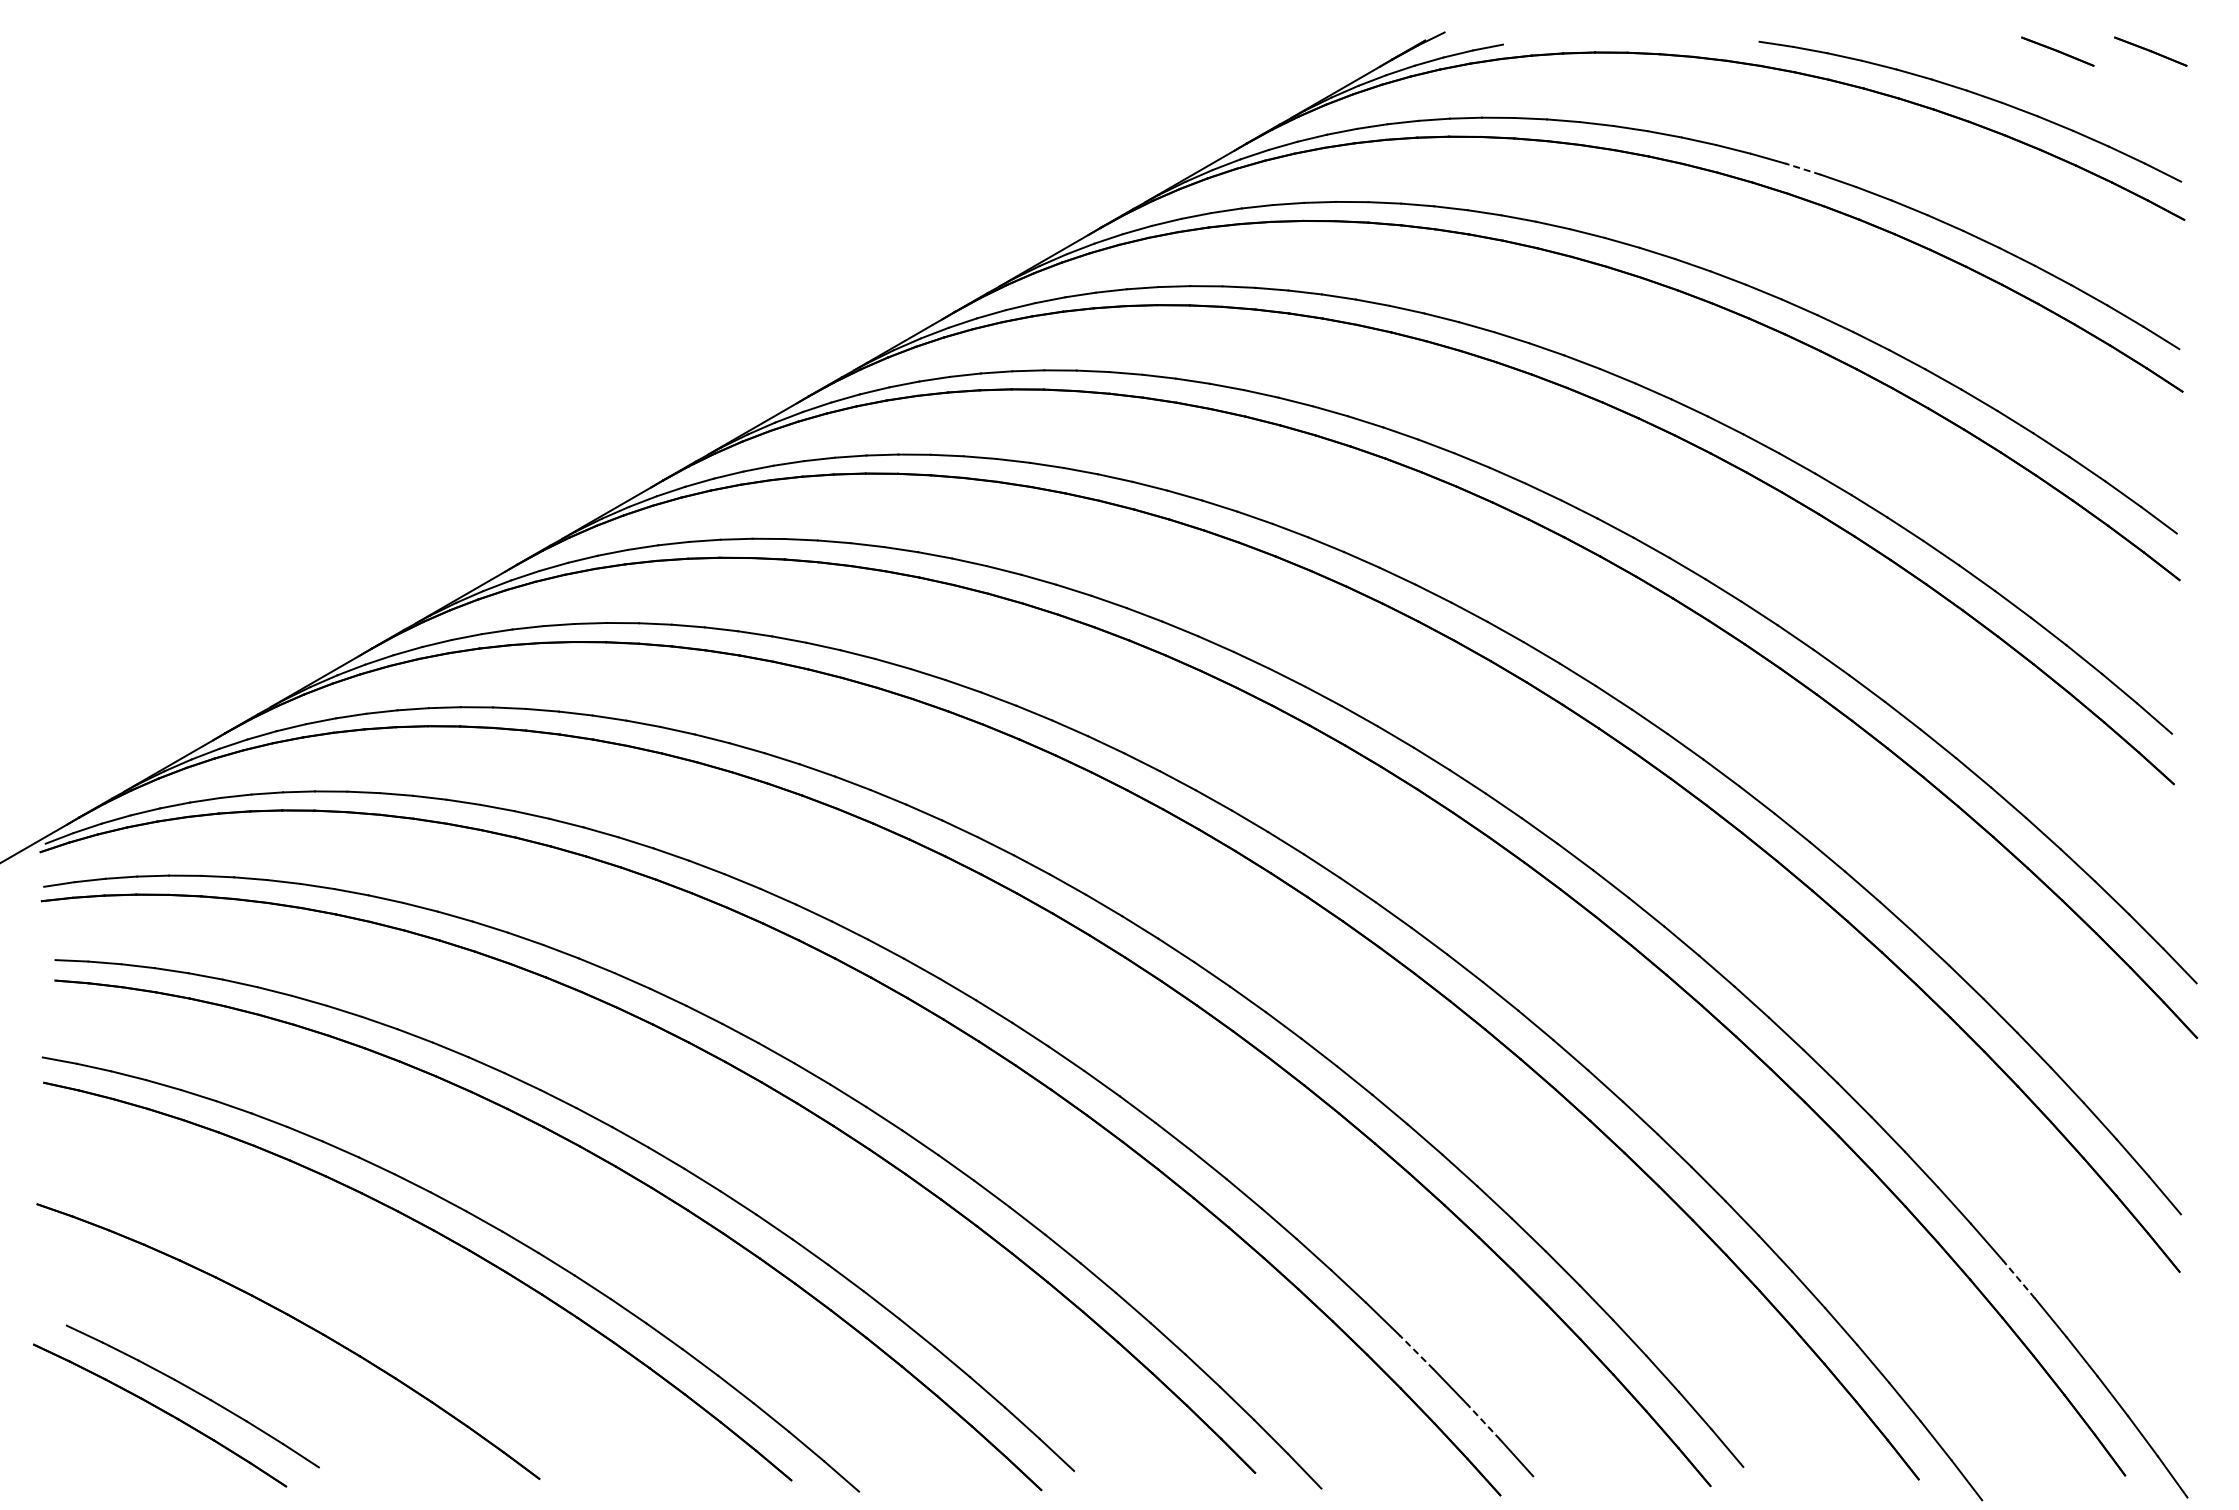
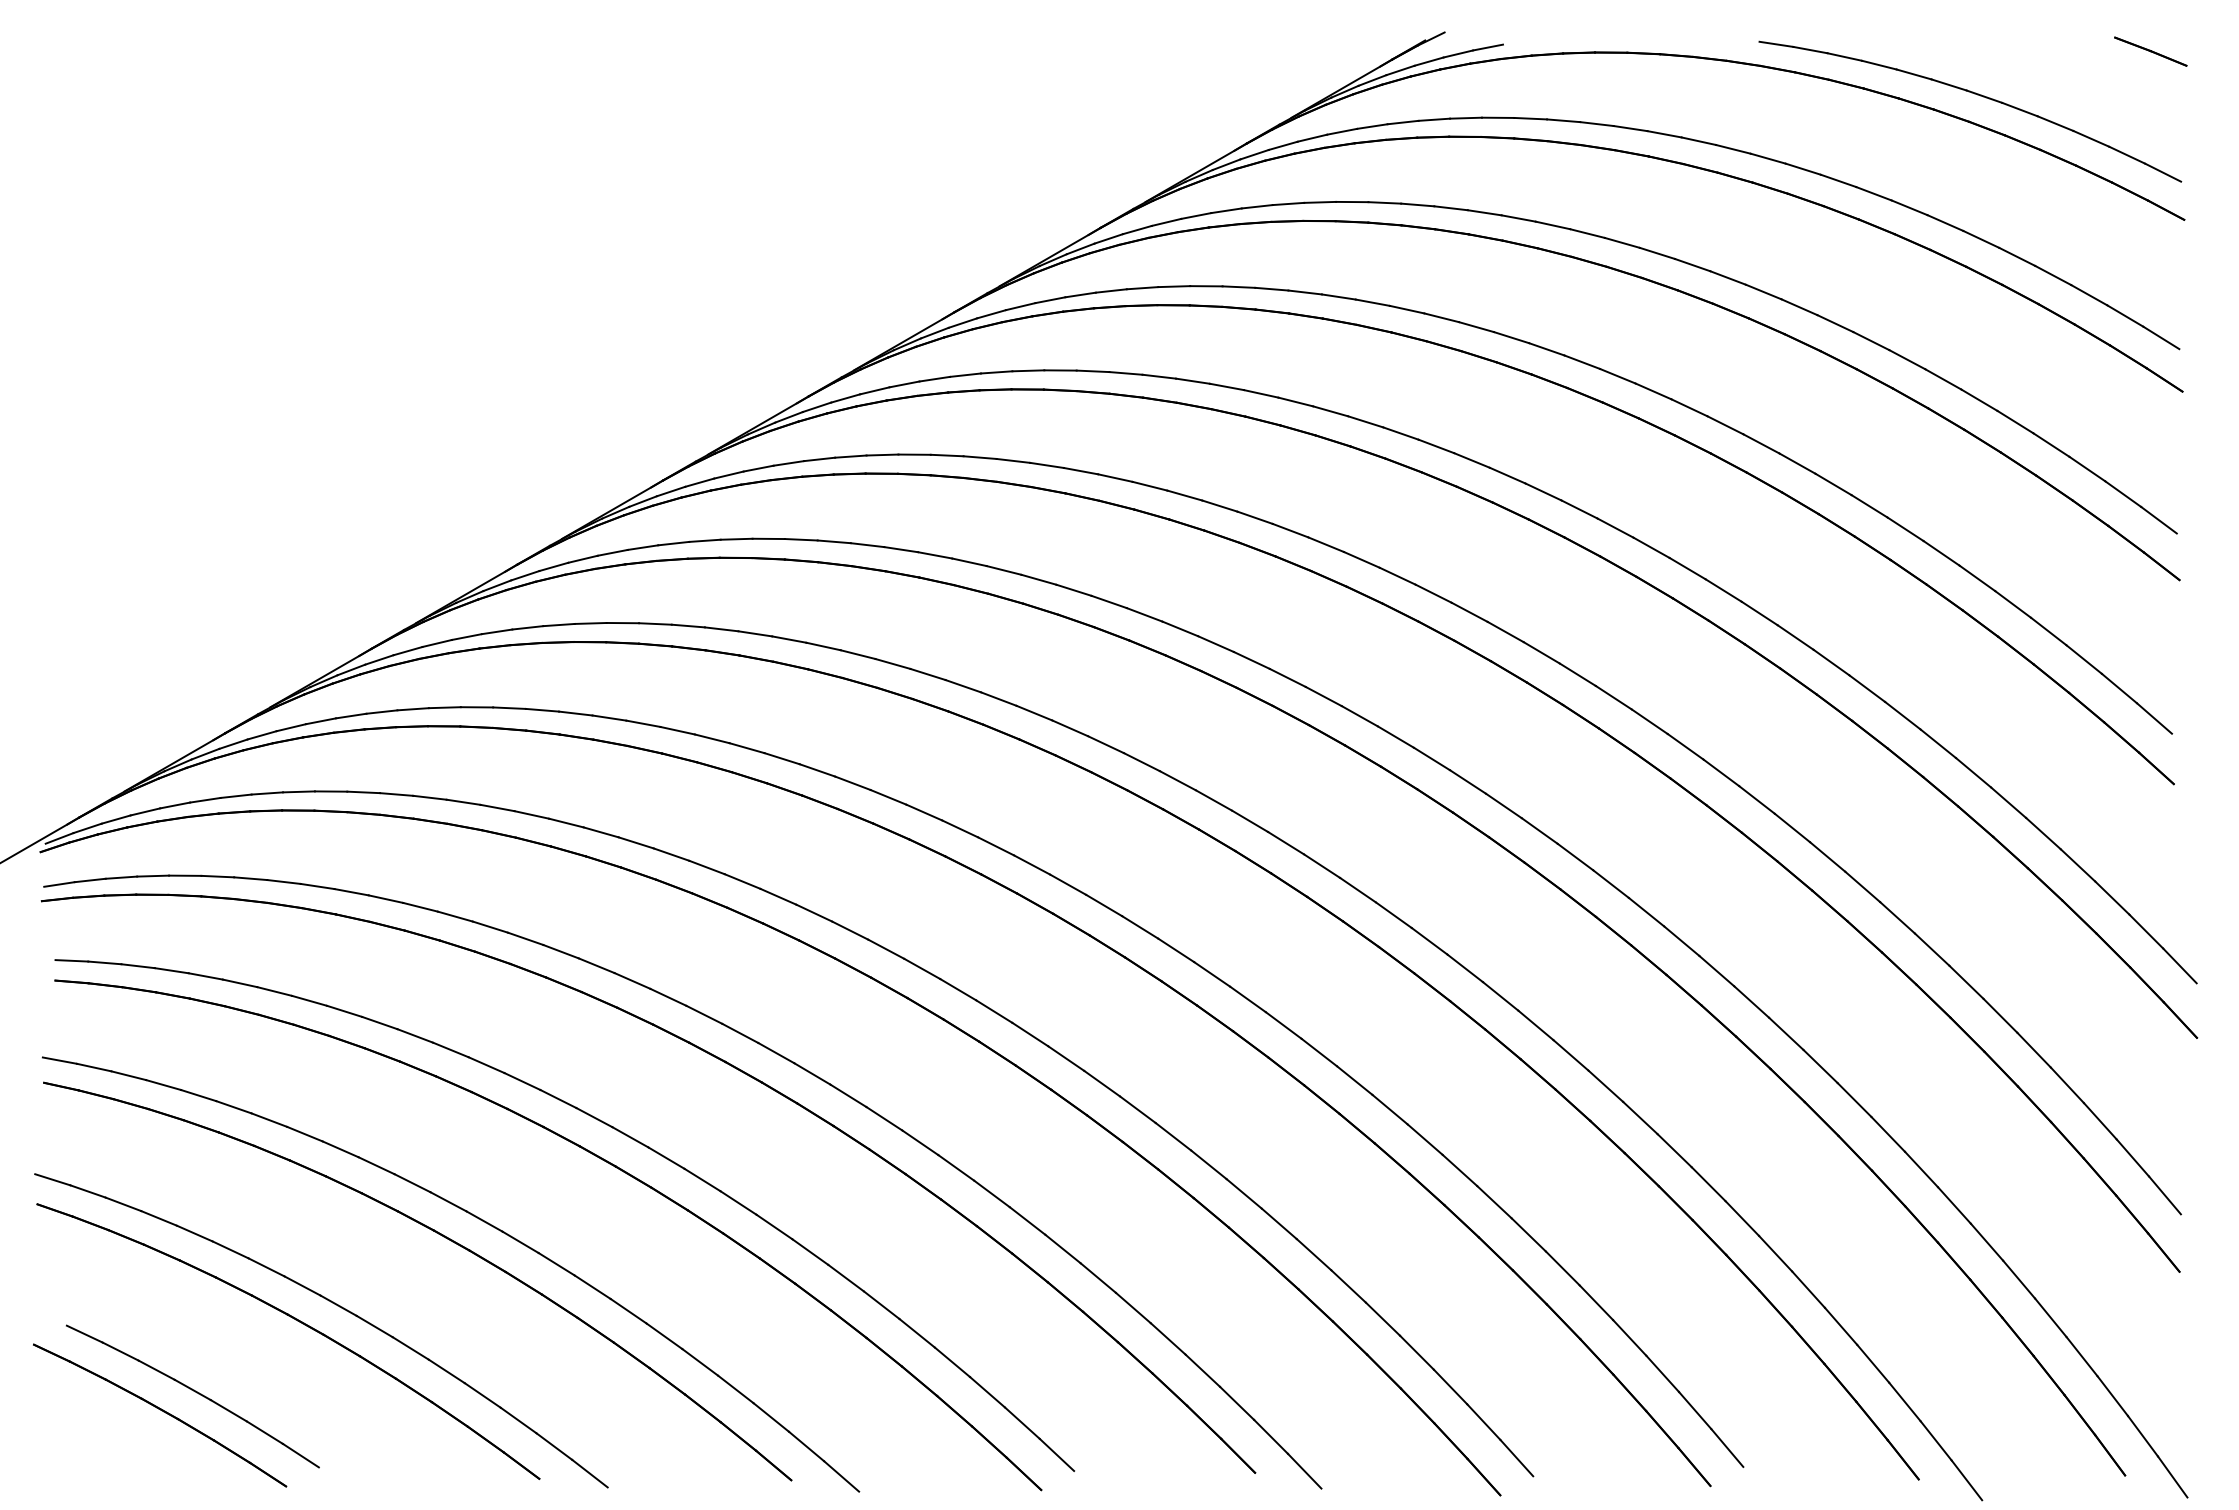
line: present -> none (2057, 51)
line: dashed -> solid (1802, 169)
line: dashed -> solid (2019, 1279)
part: none -> present (337, 1306)
line: dashed -> solid (1416, 1352)
line: dashed -> solid (1483, 1421)
